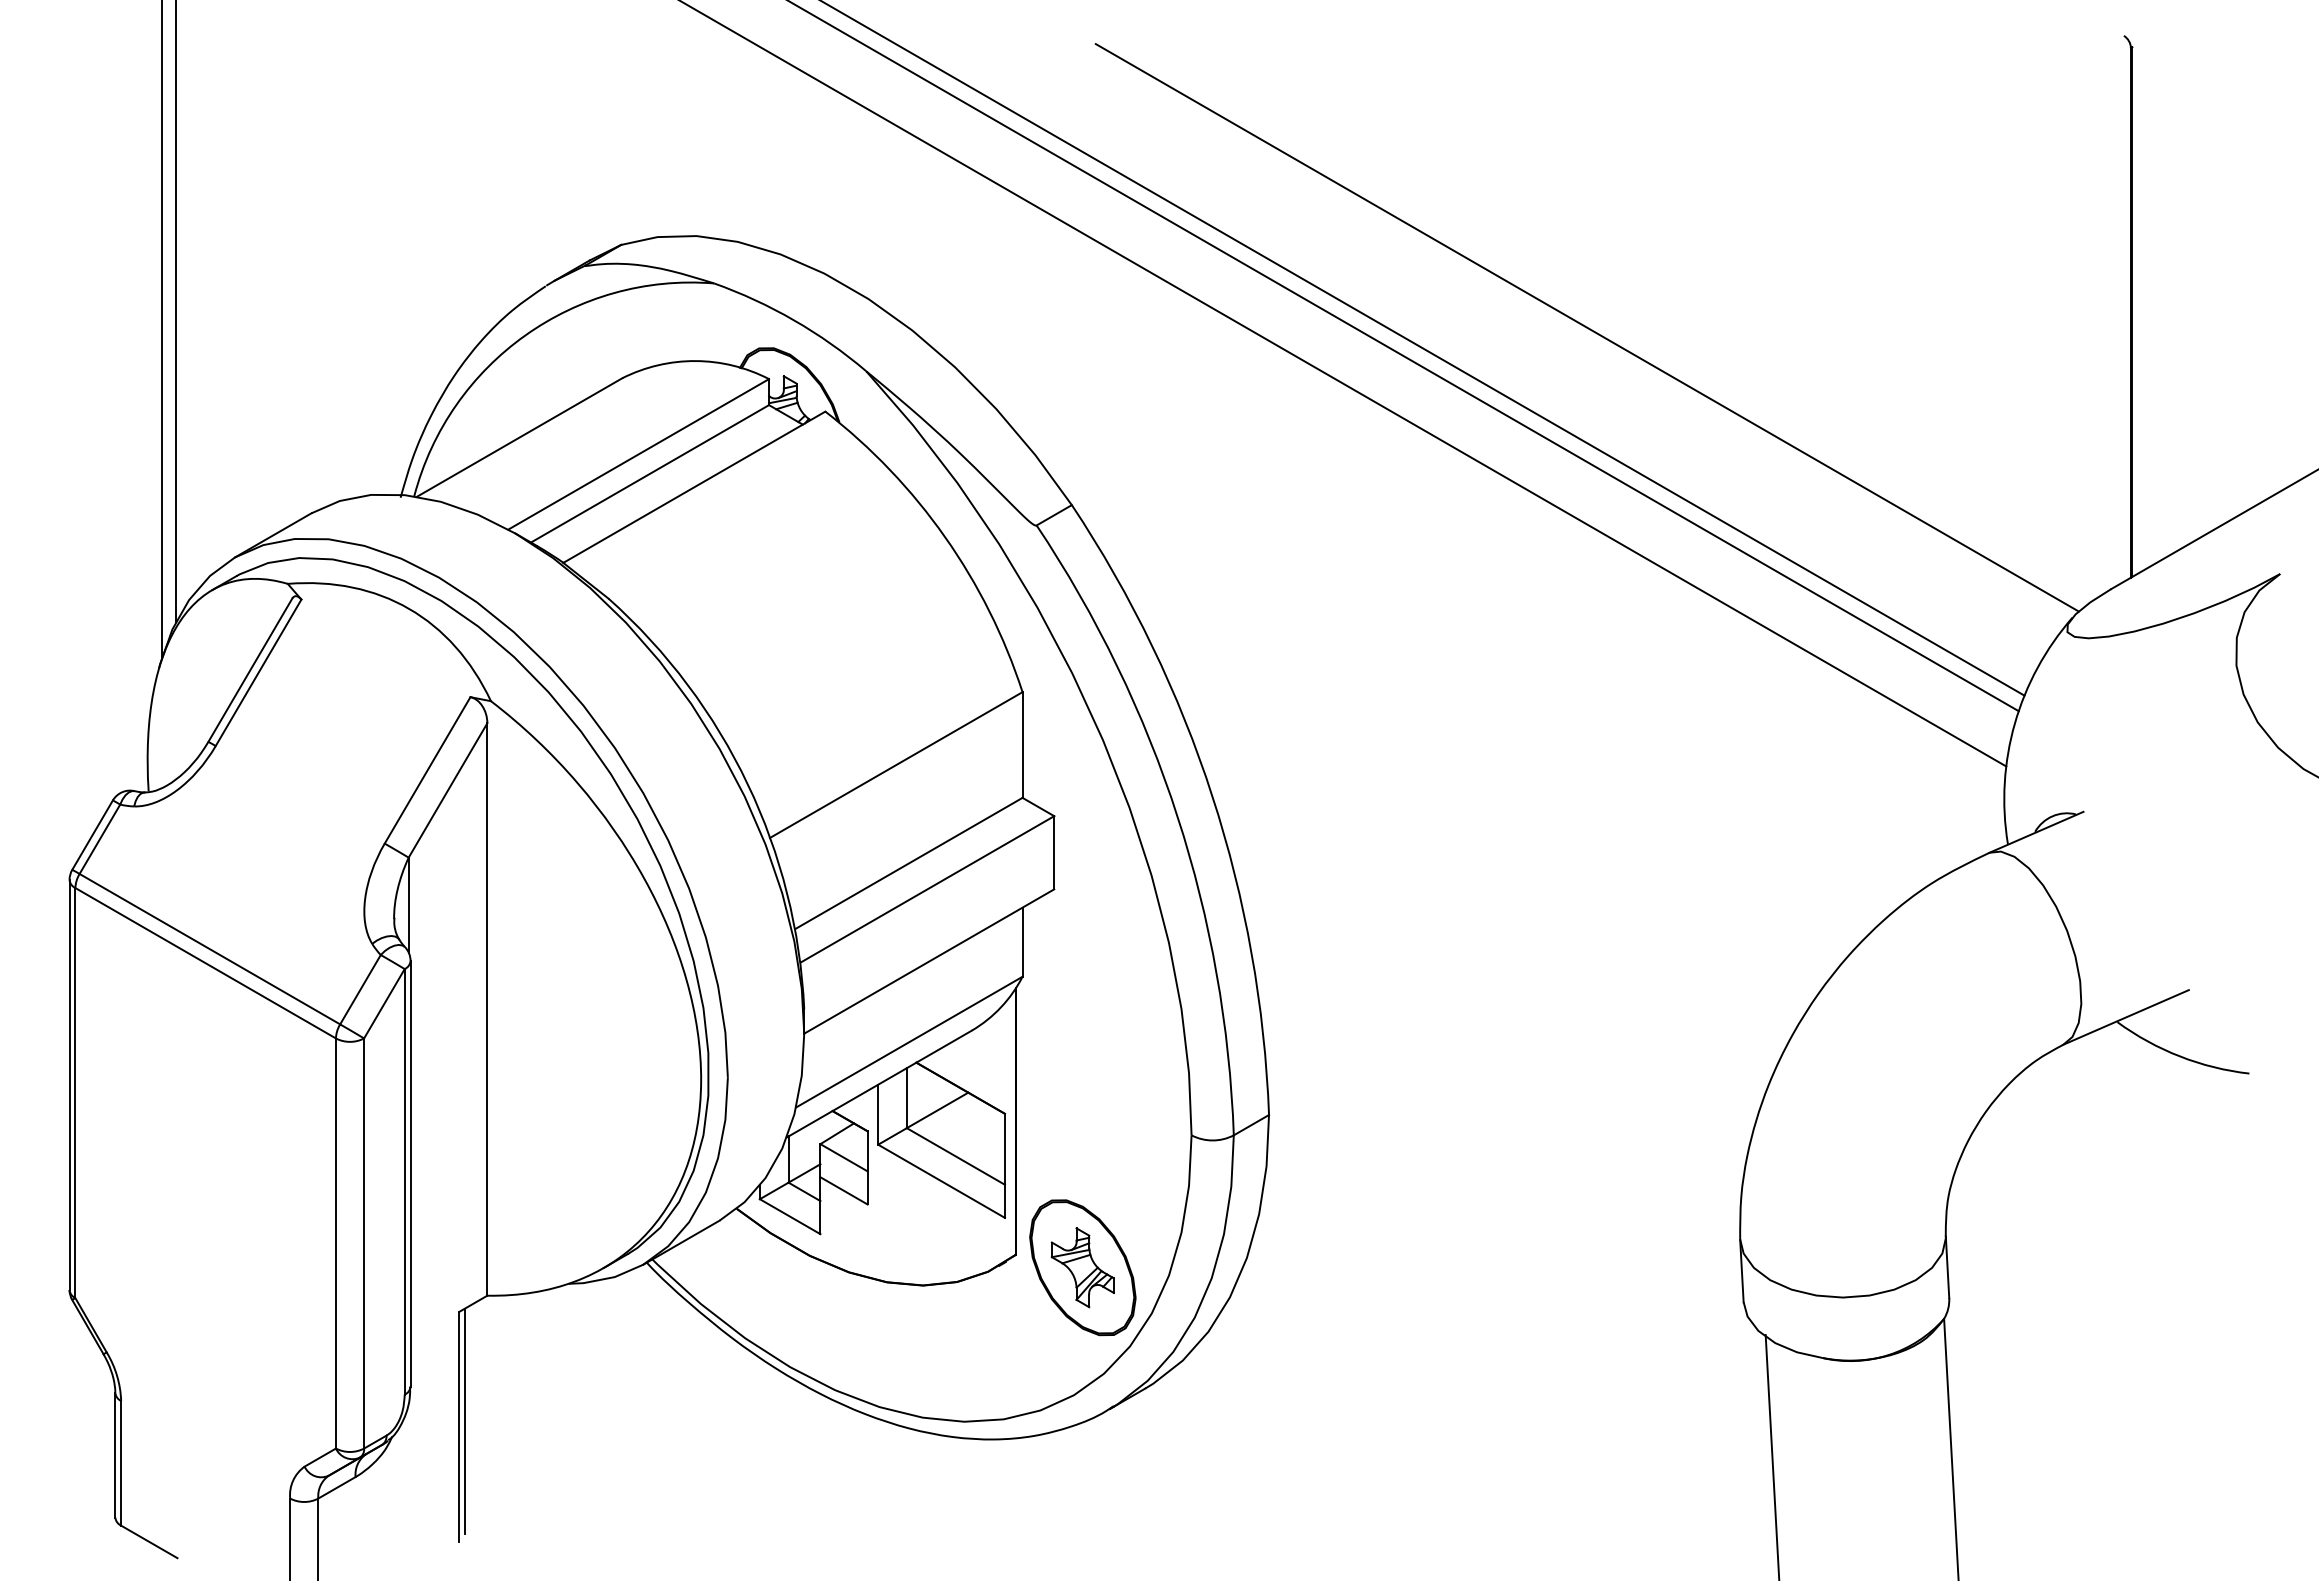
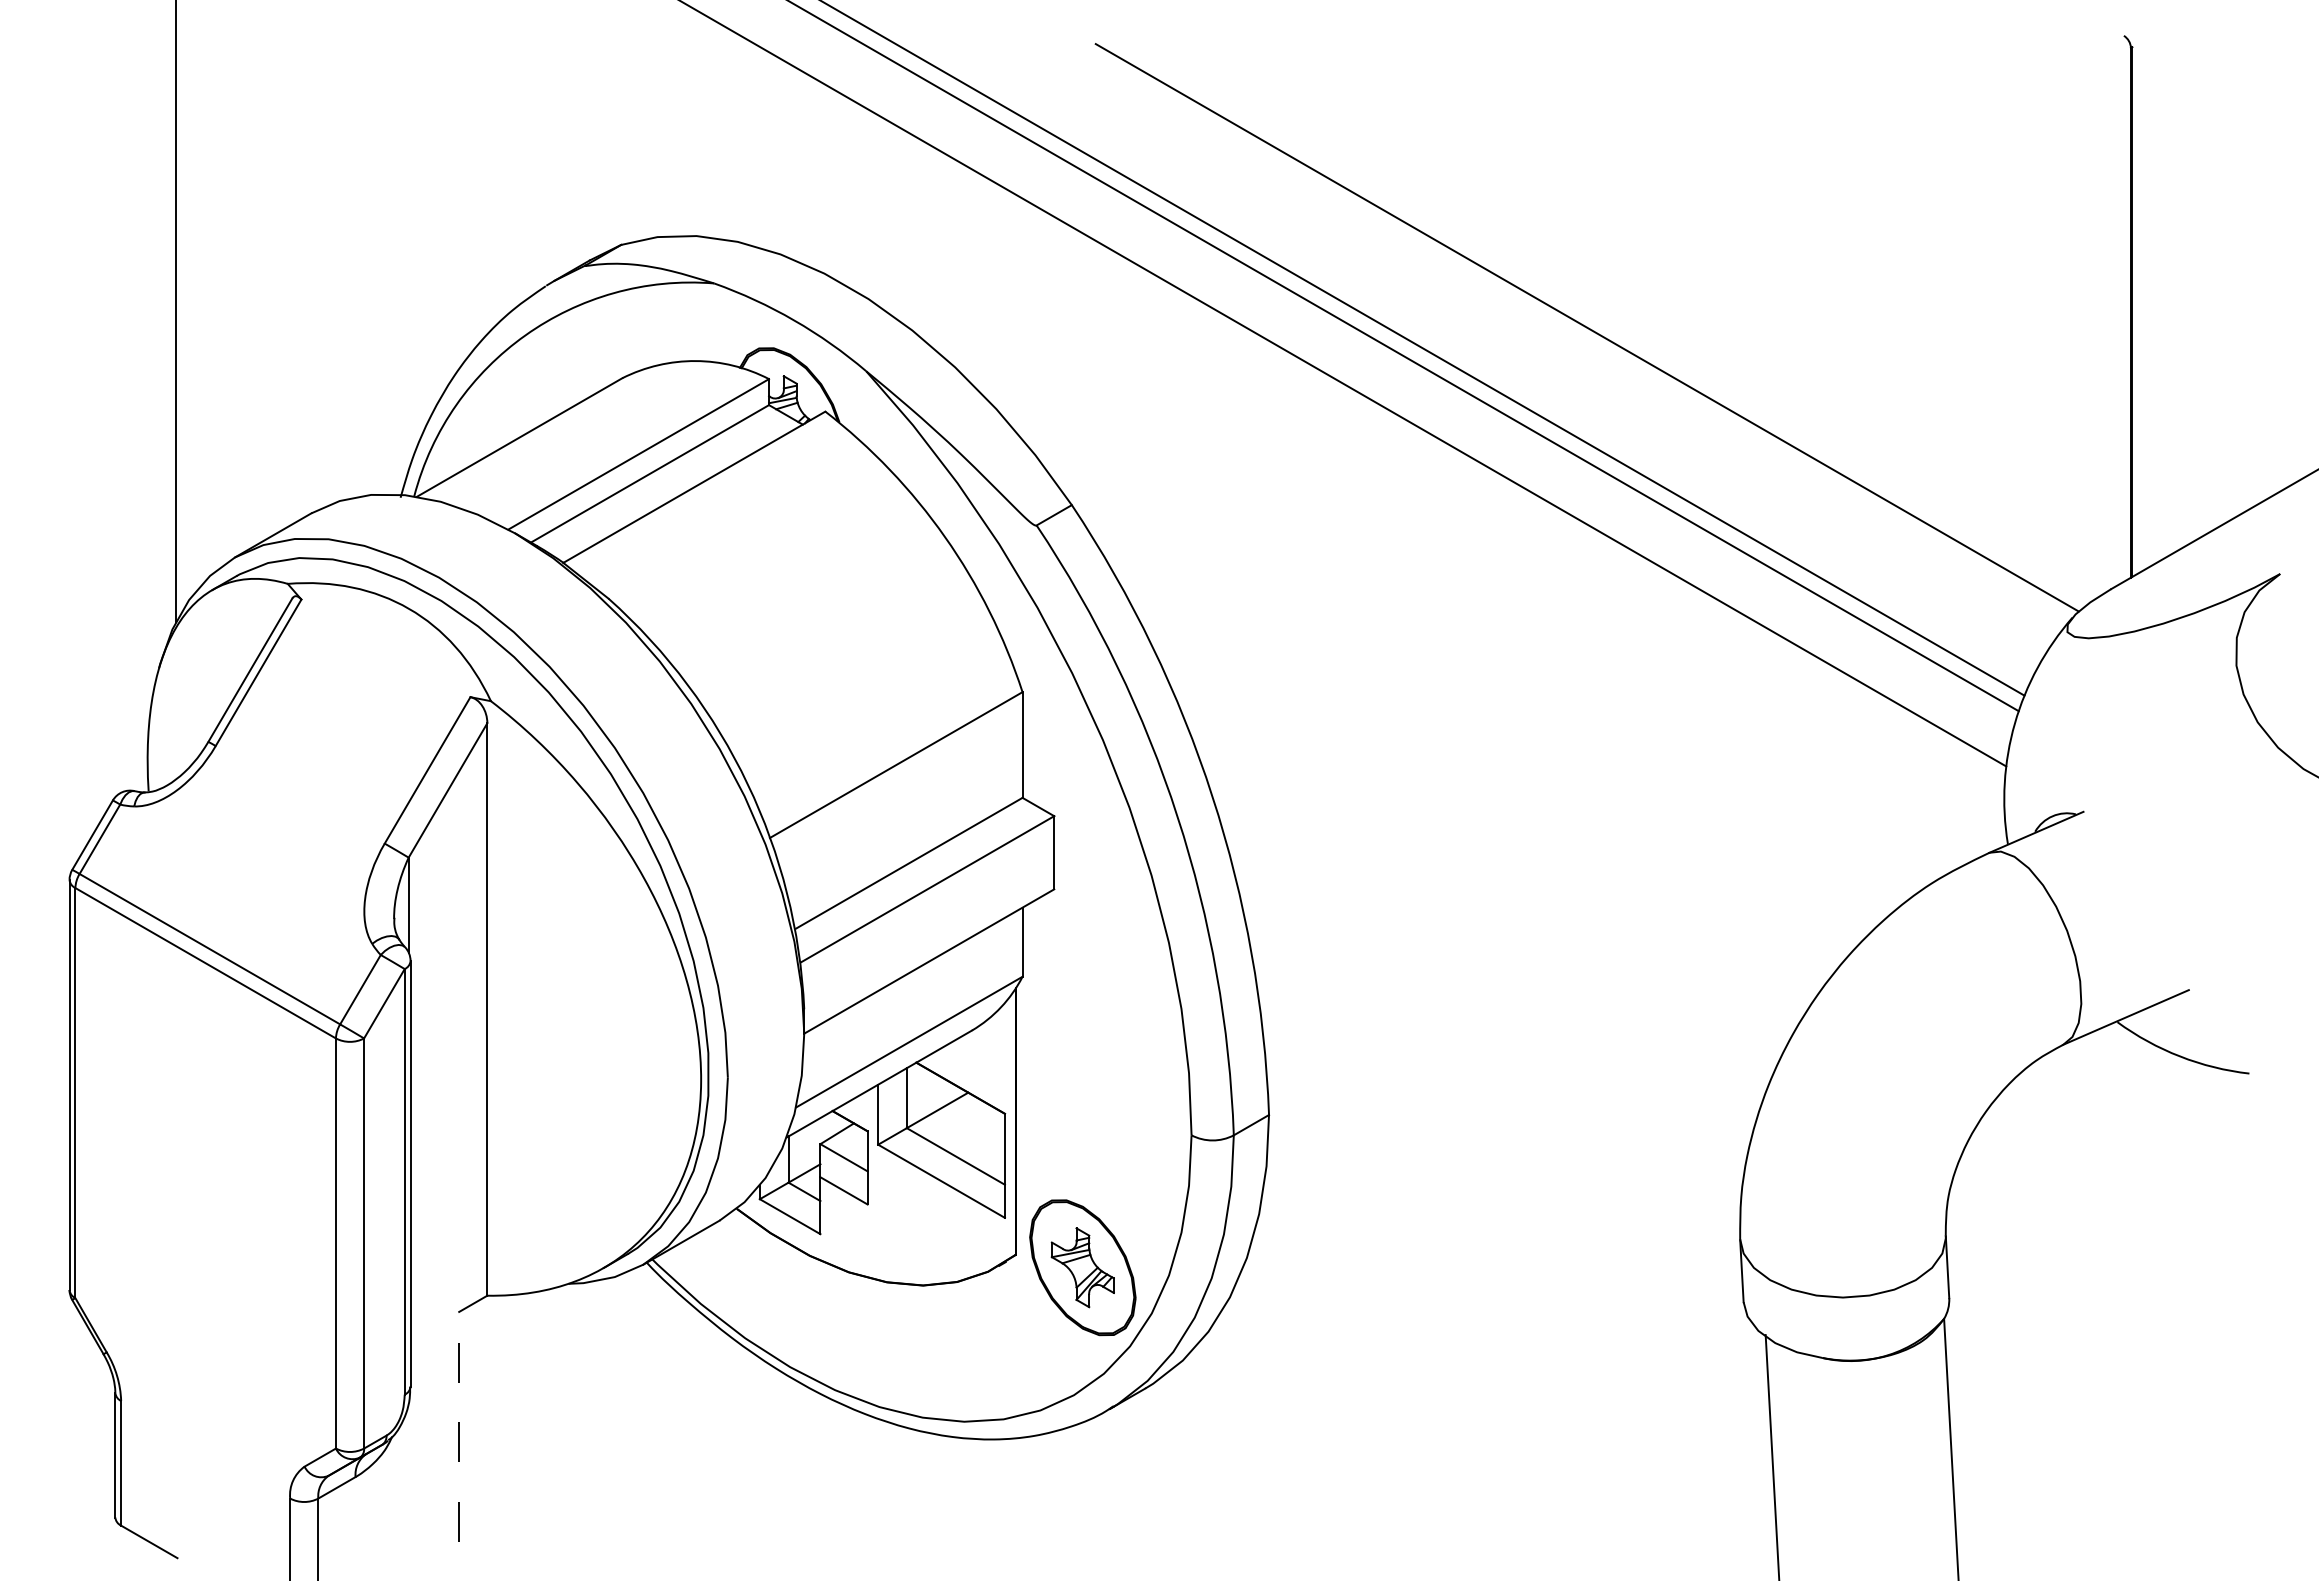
line: present -> none (162, 329)
line: present -> none (465, 1420)
line: solid -> dashed (459, 1426)
